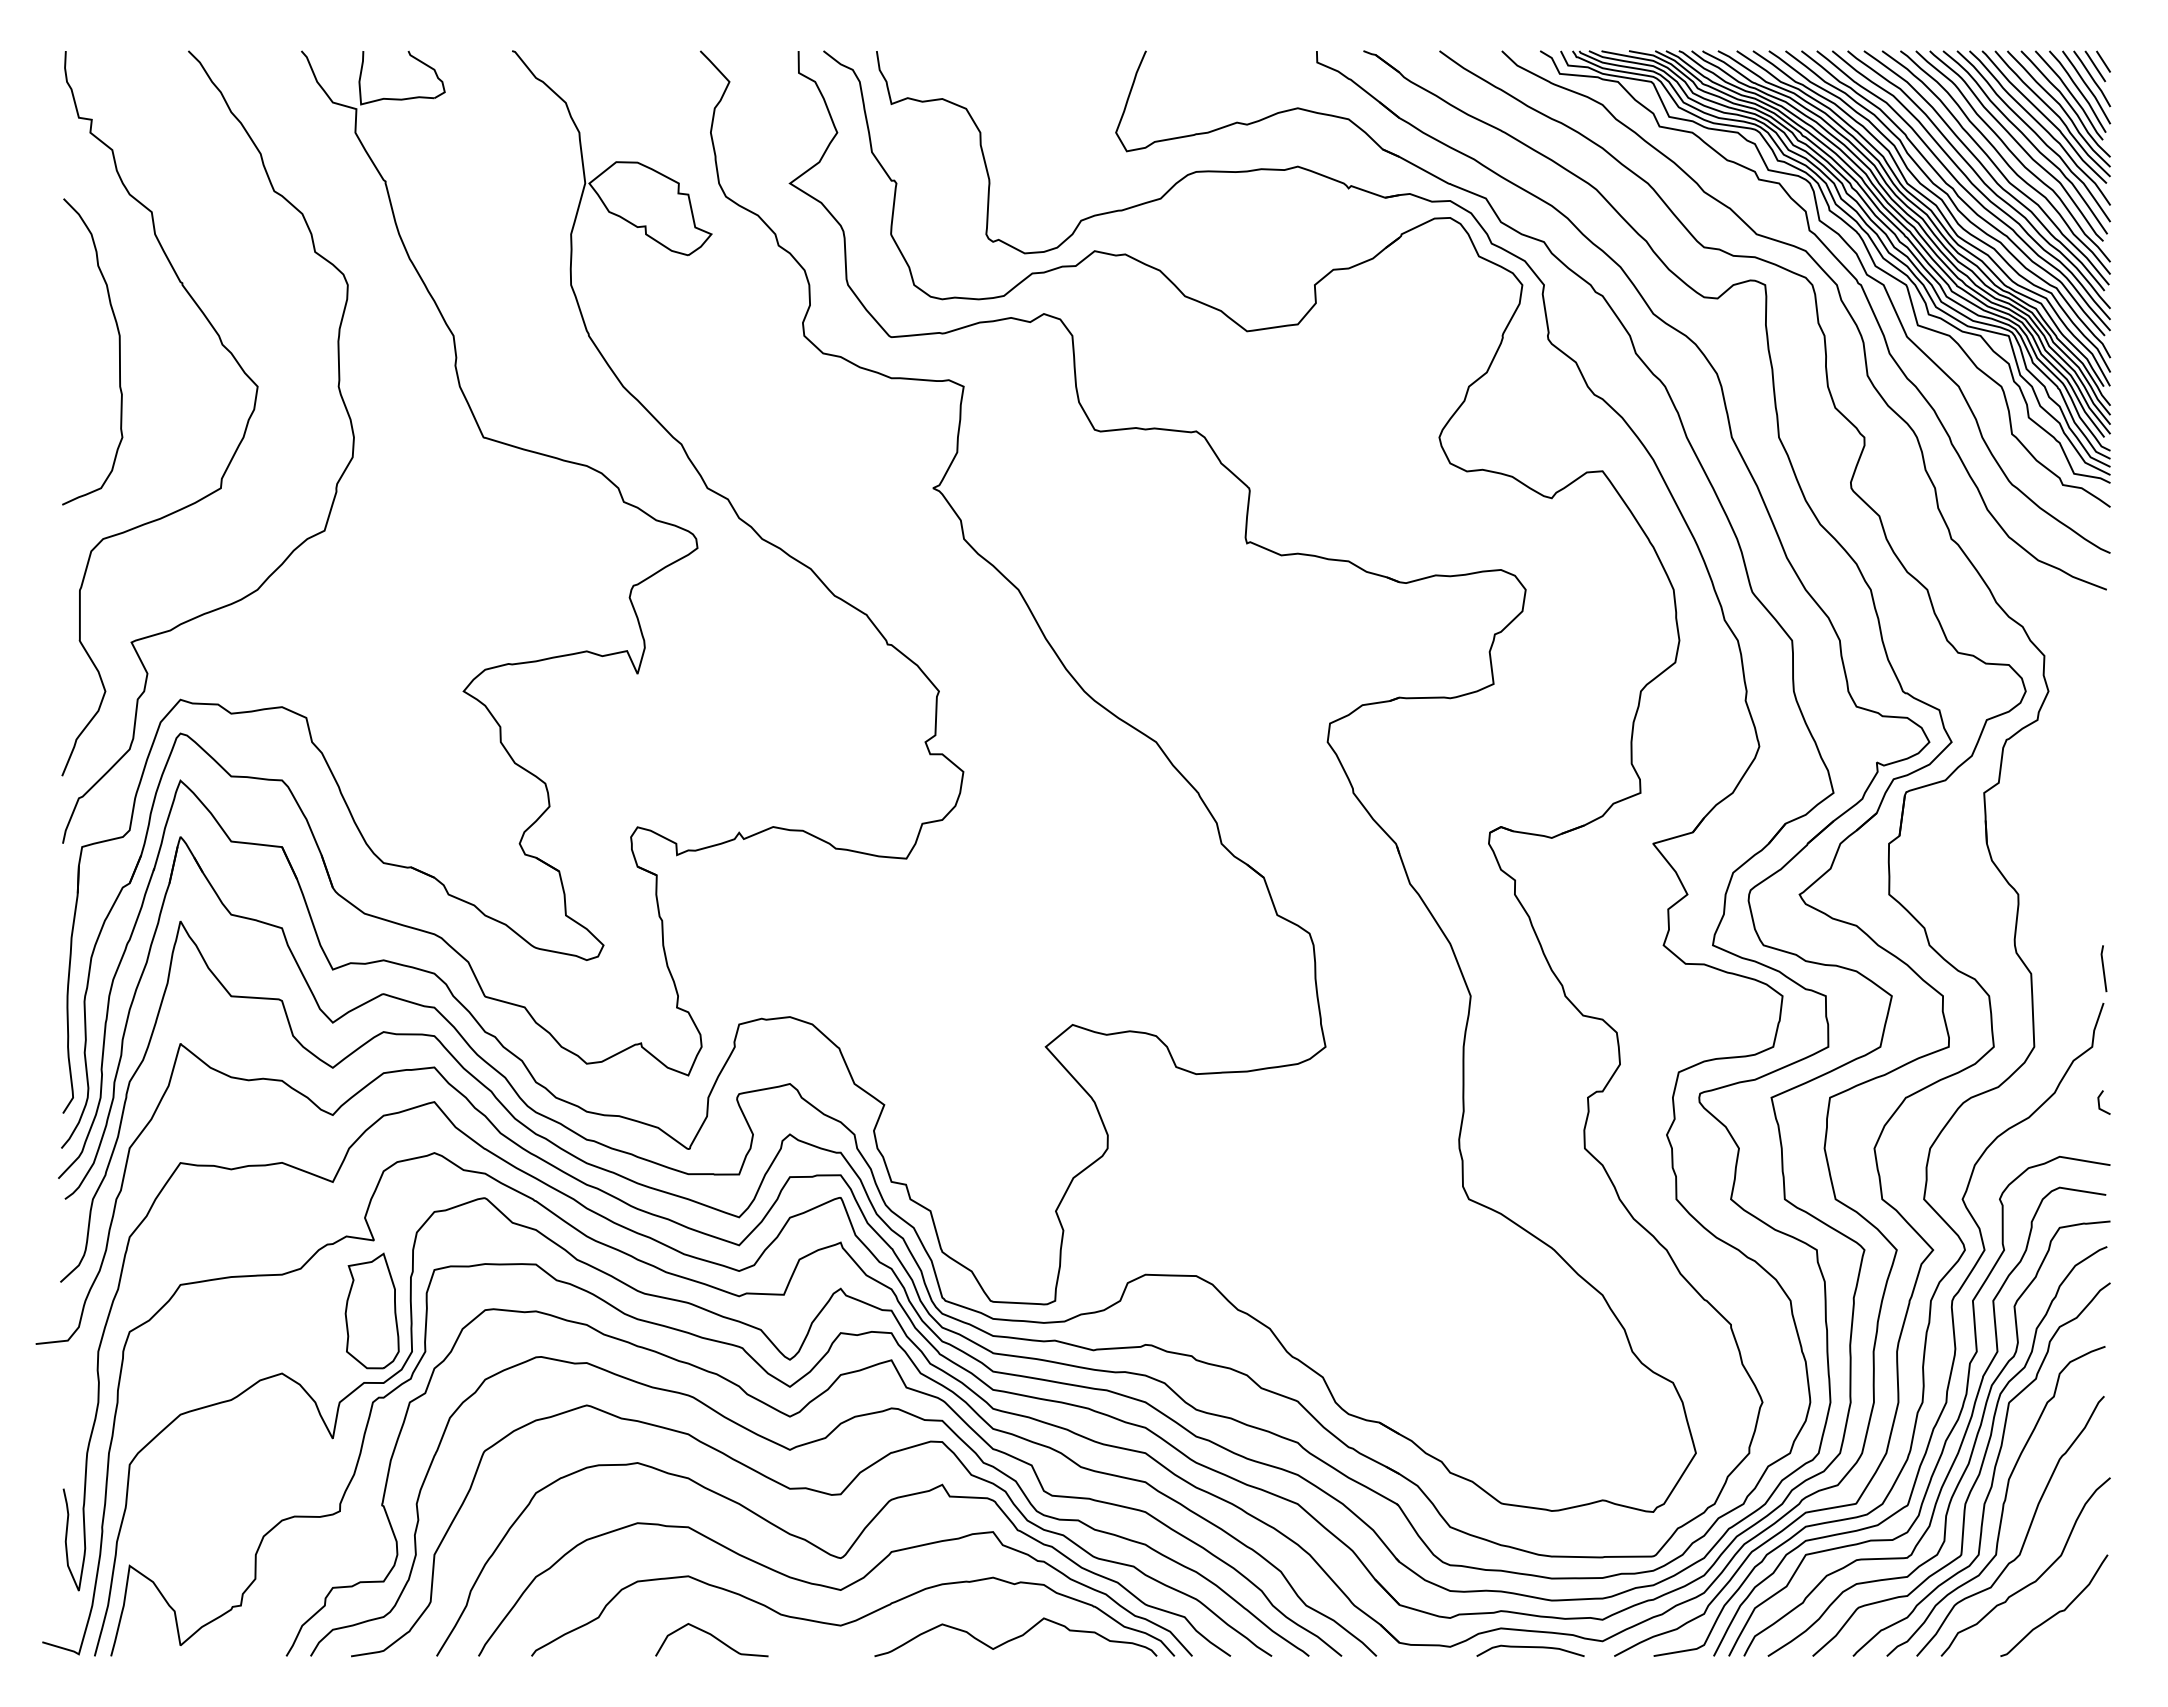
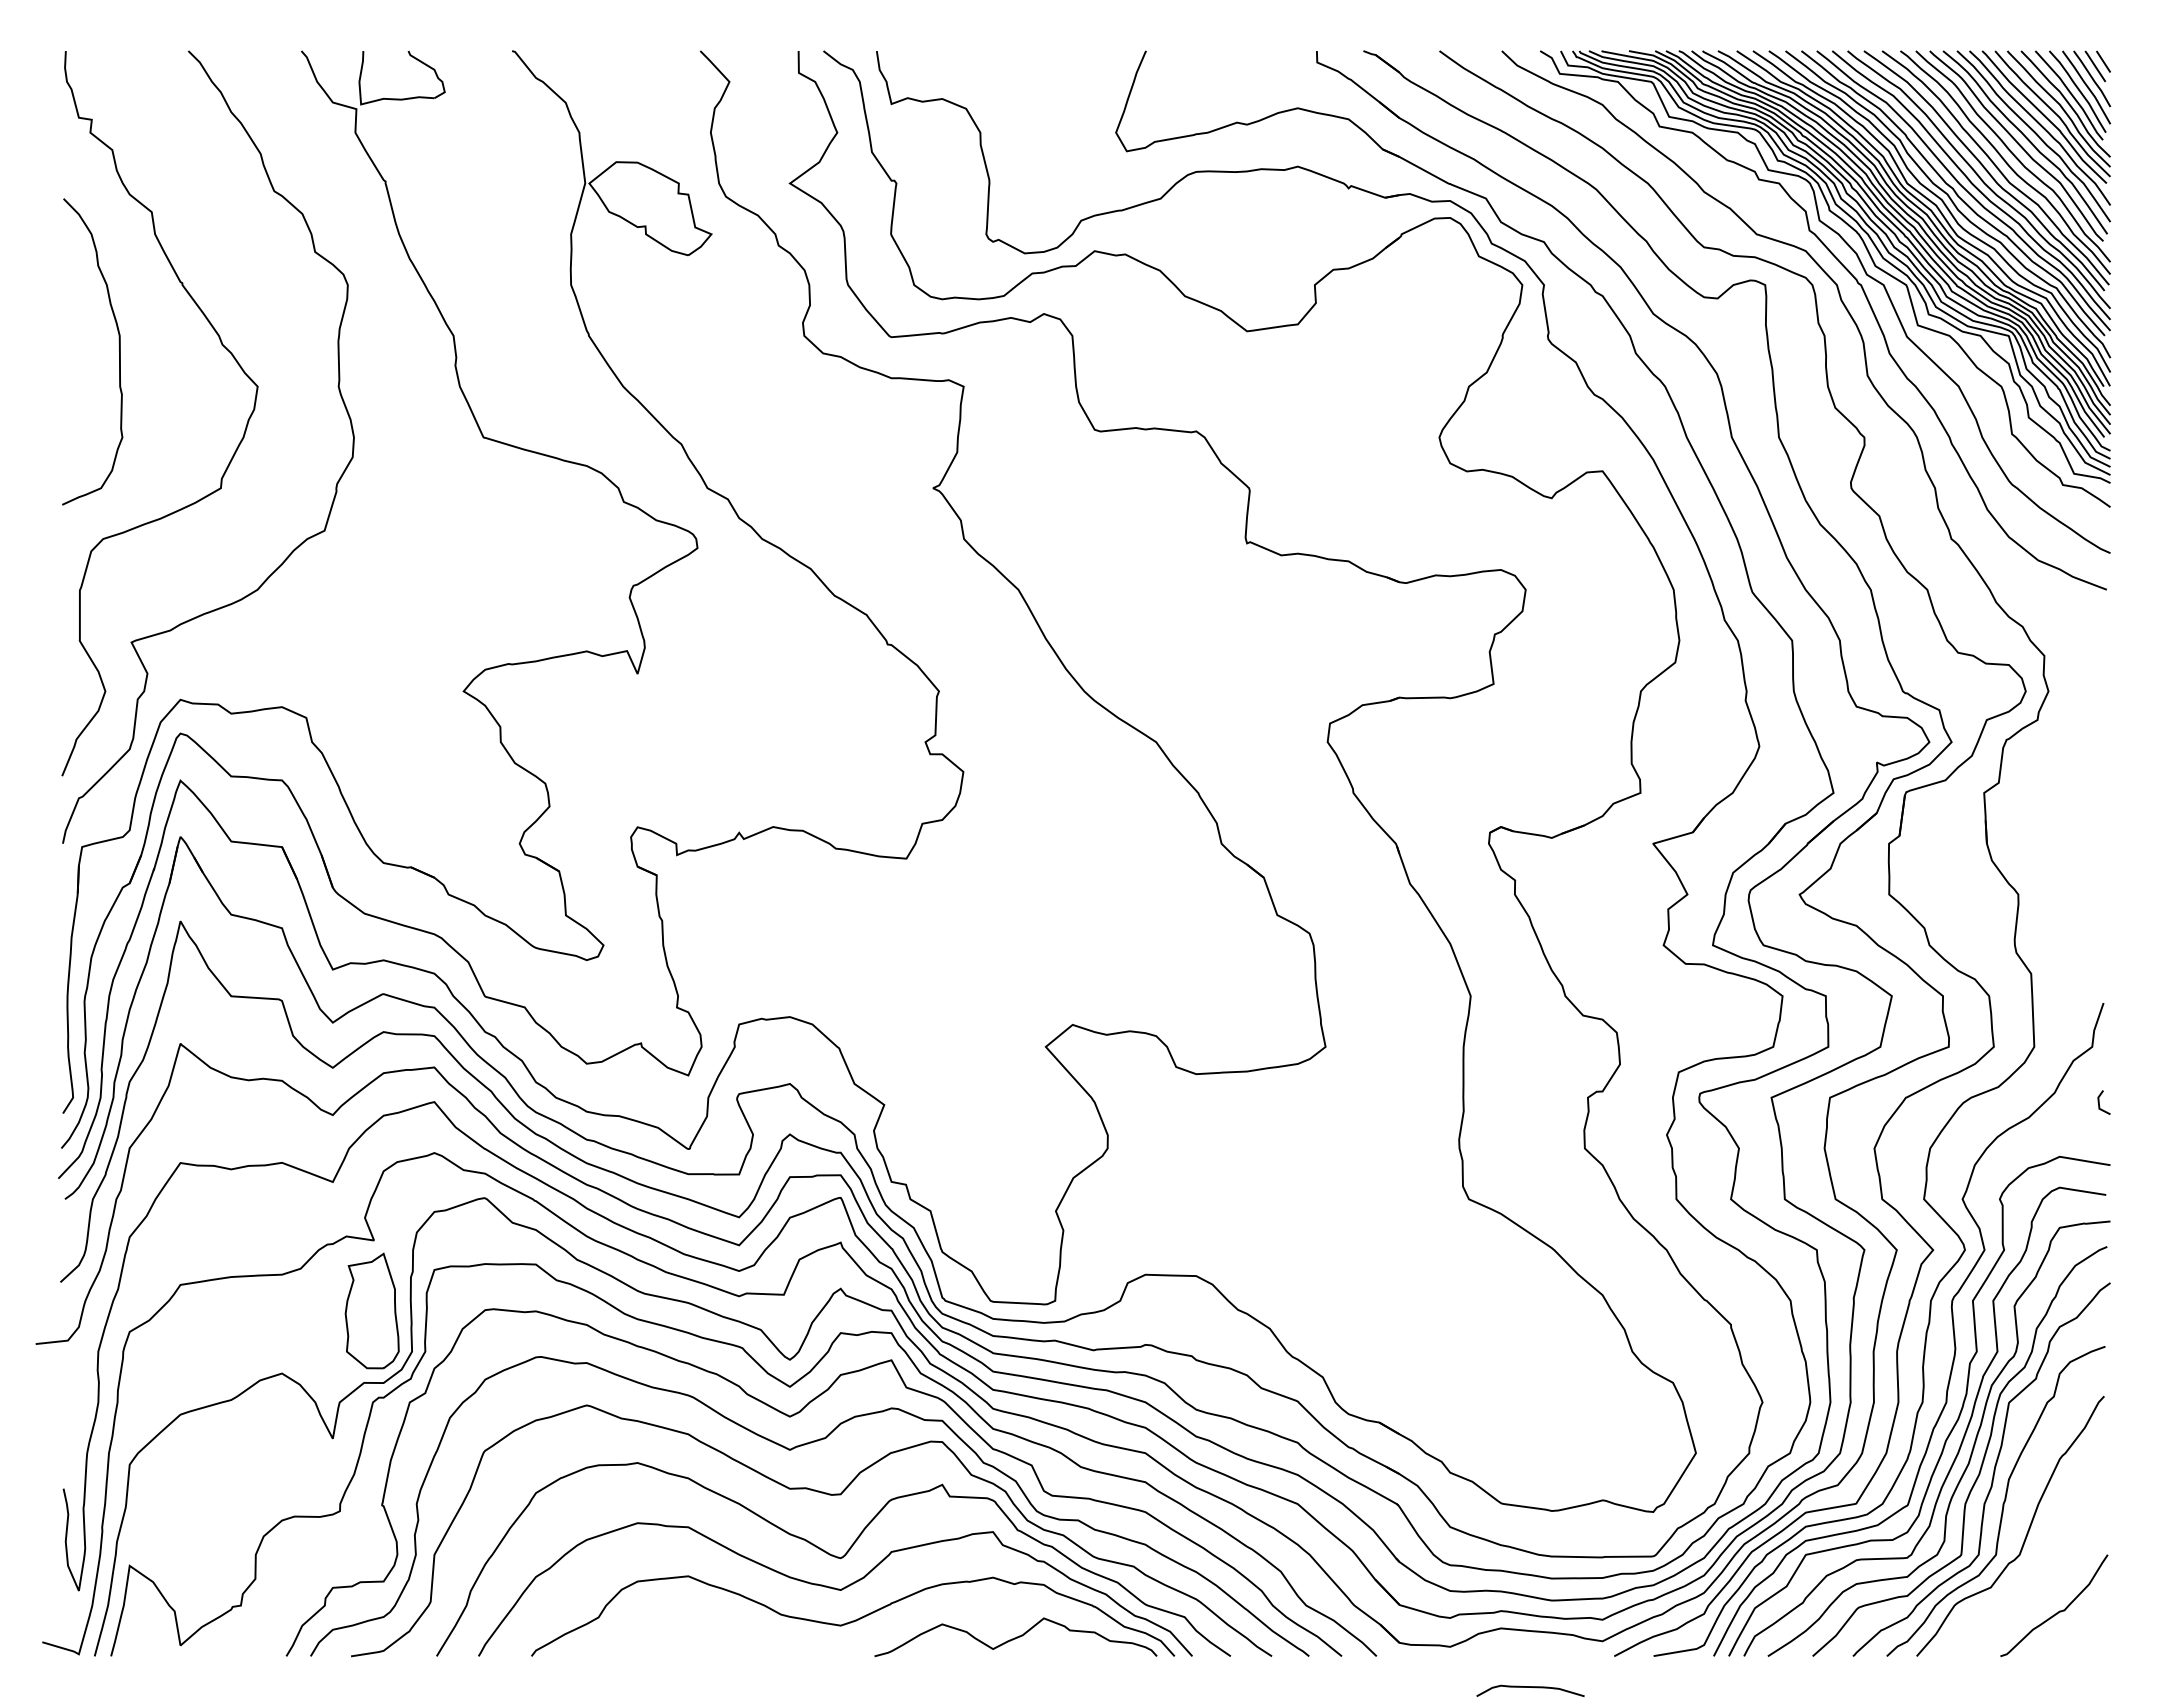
line: present -> none (2103, 968)
curve: present -> none (2037, 1578)
curve: present -> none (713, 1637)
curve position: (1530, 1647) -> (1530, 1687) (1530, 1687)
